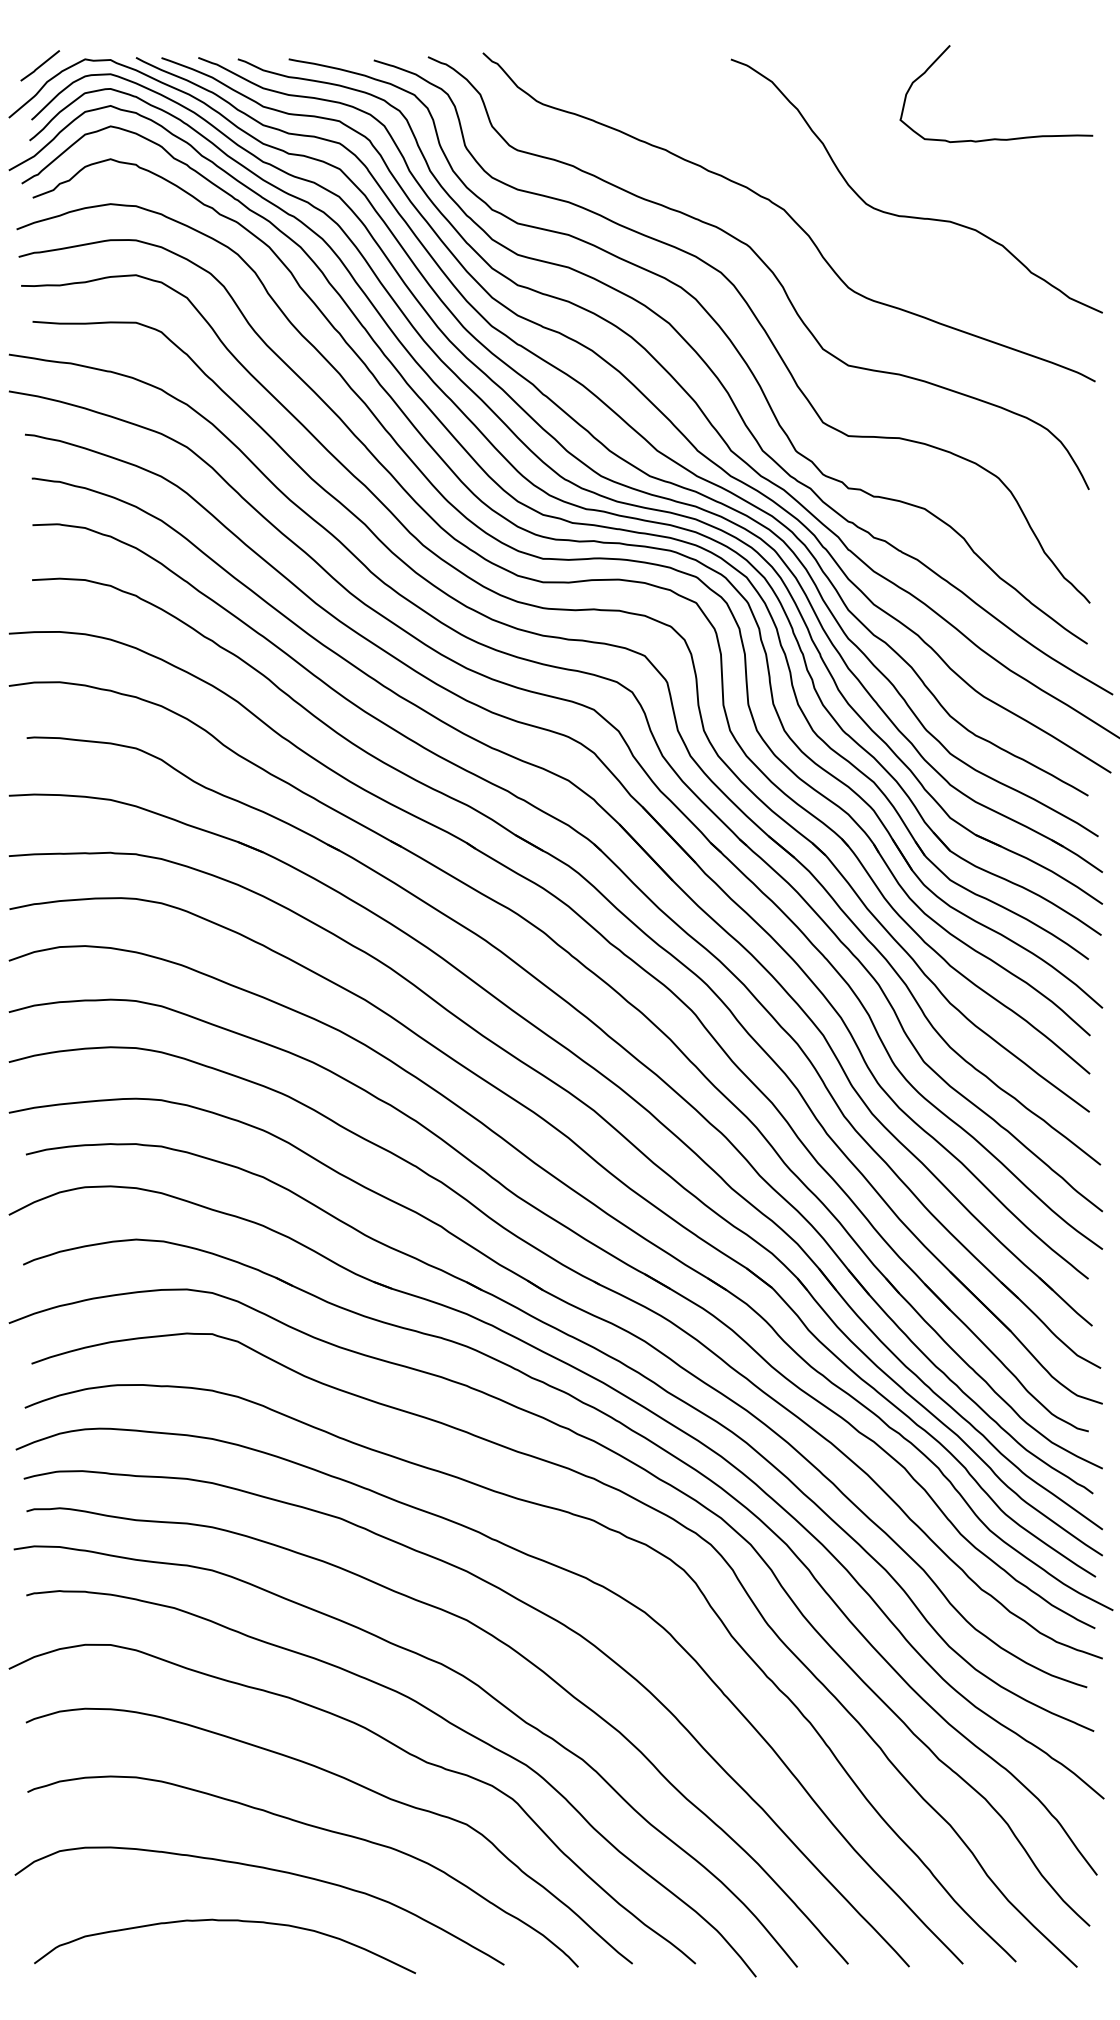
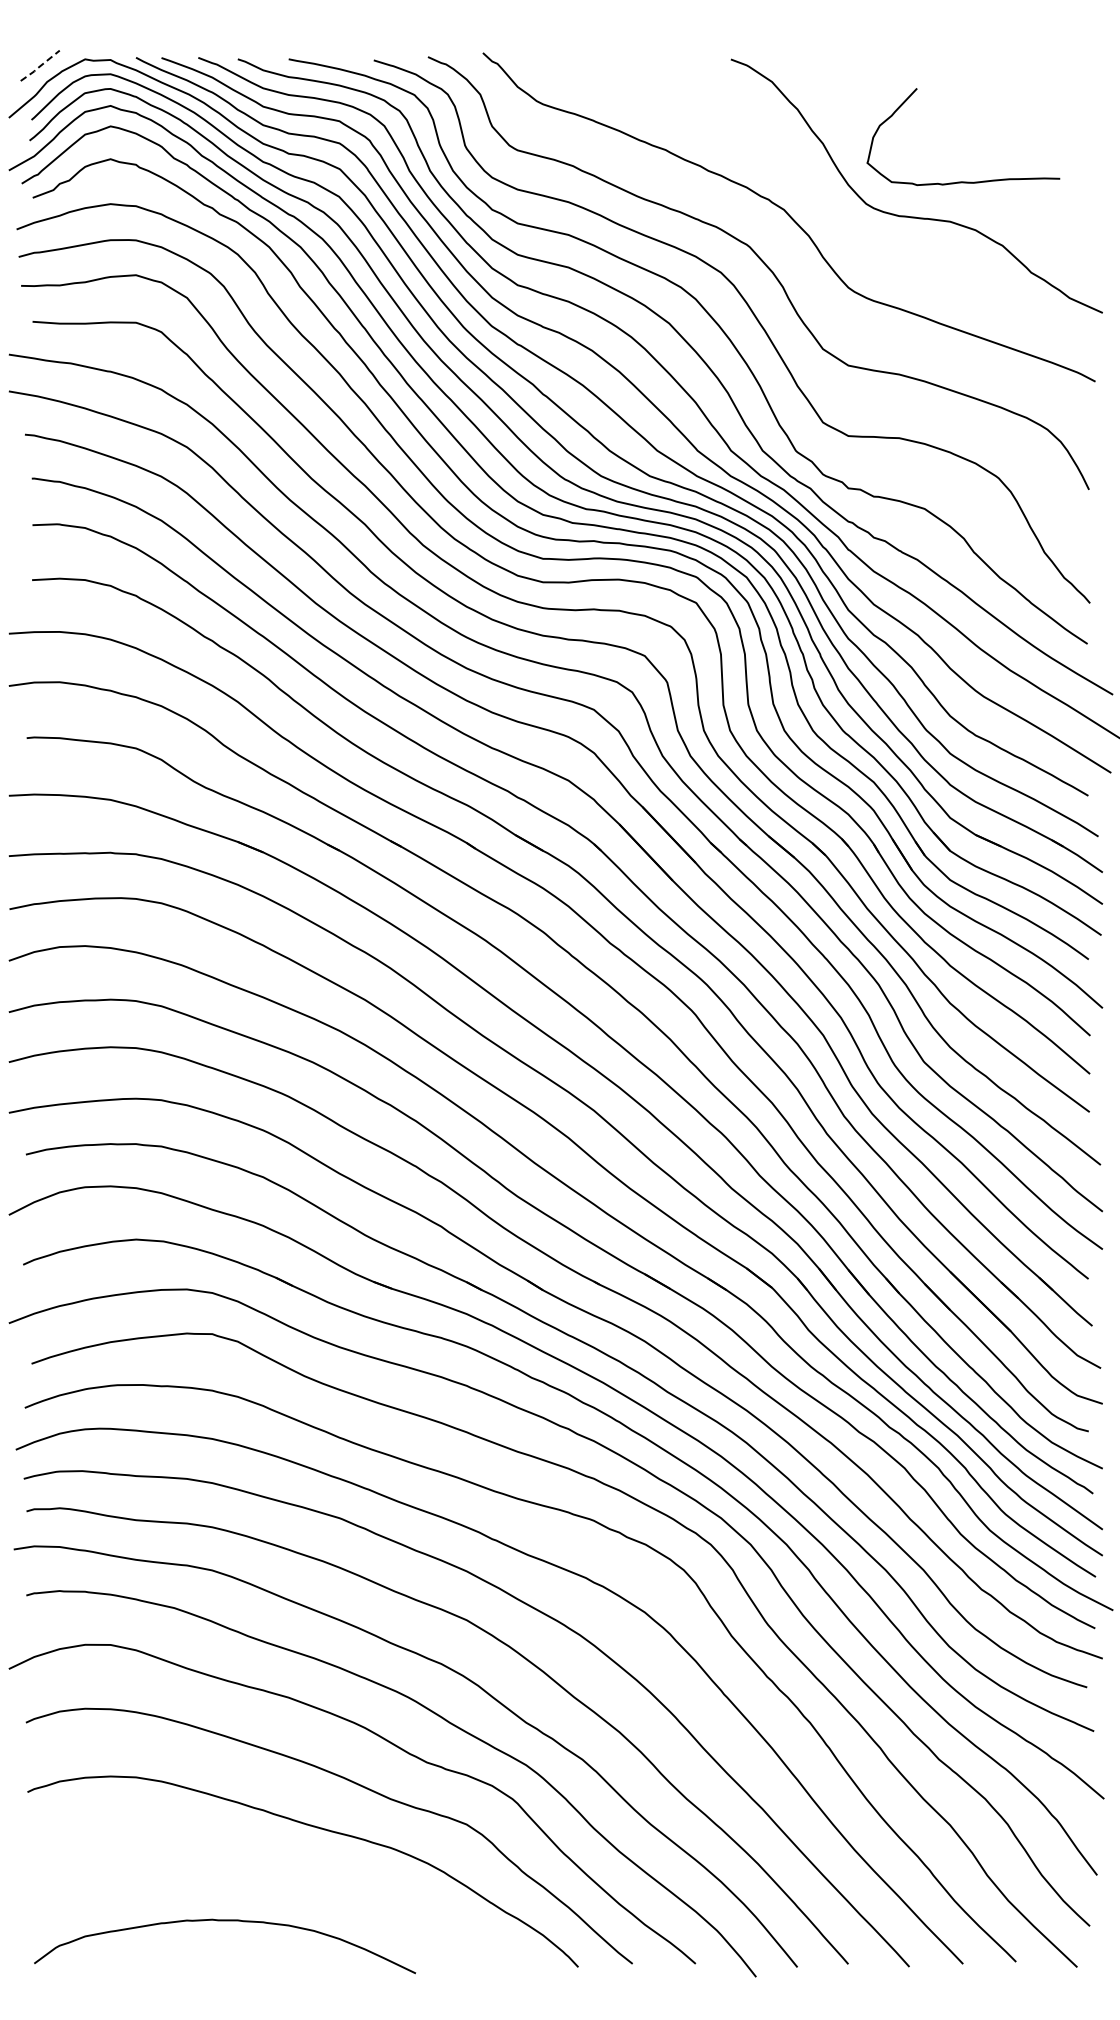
line: solid -> dashed (39, 66)
curve position: (996, 138) -> (963, 181) (963, 181)
curve: present -> none (266, 1869)
